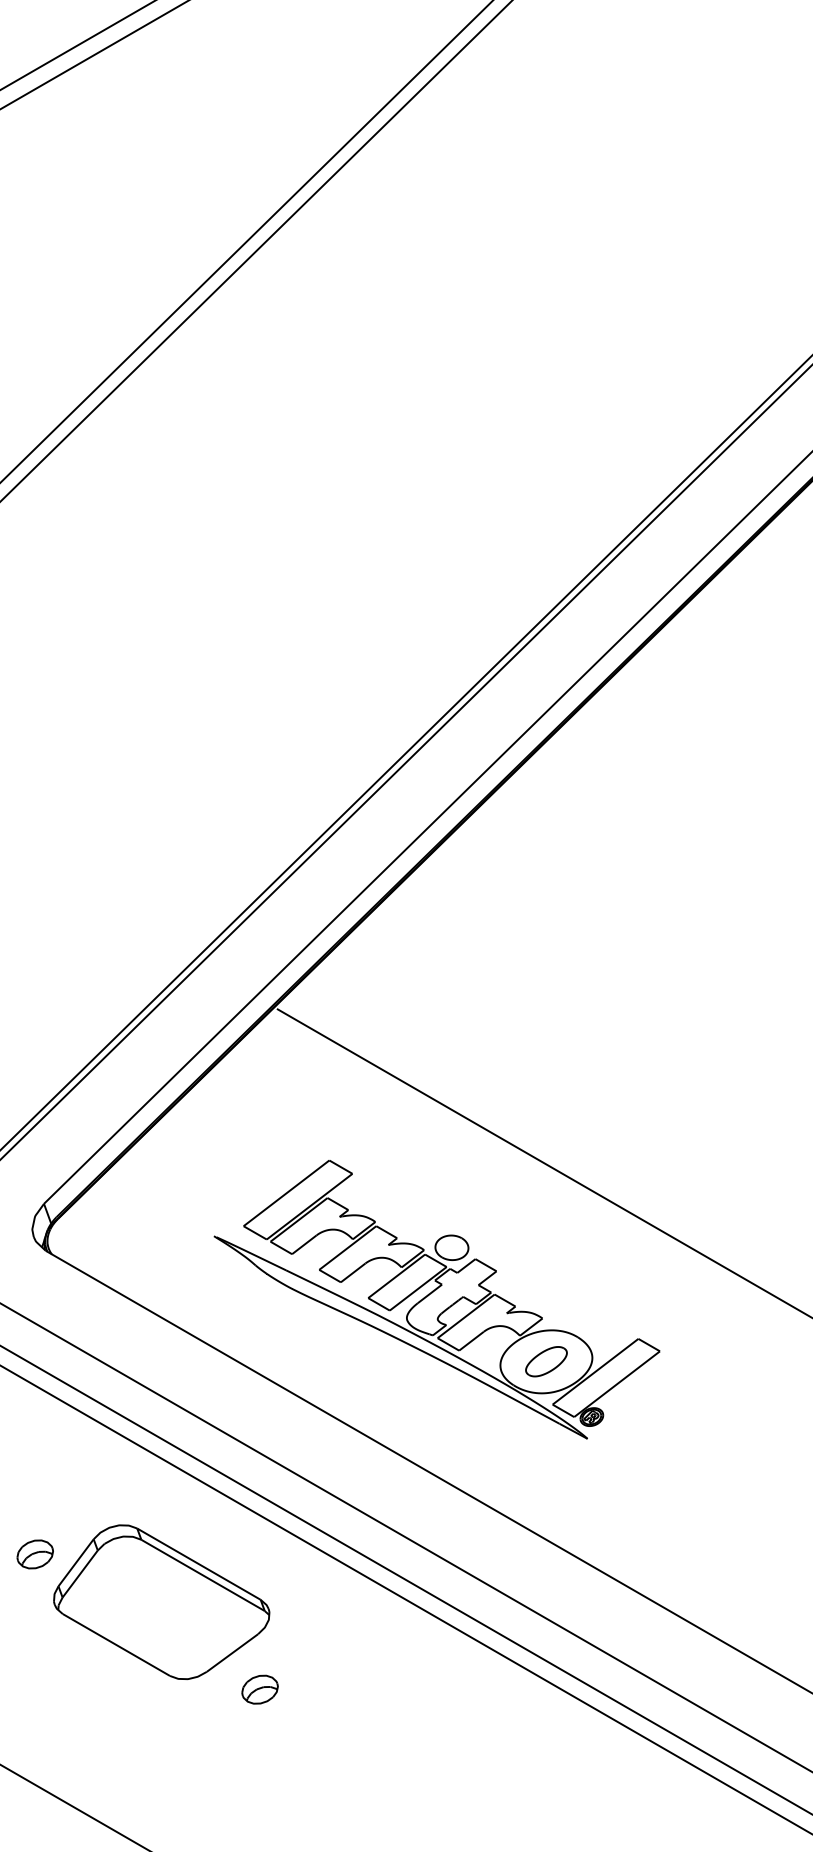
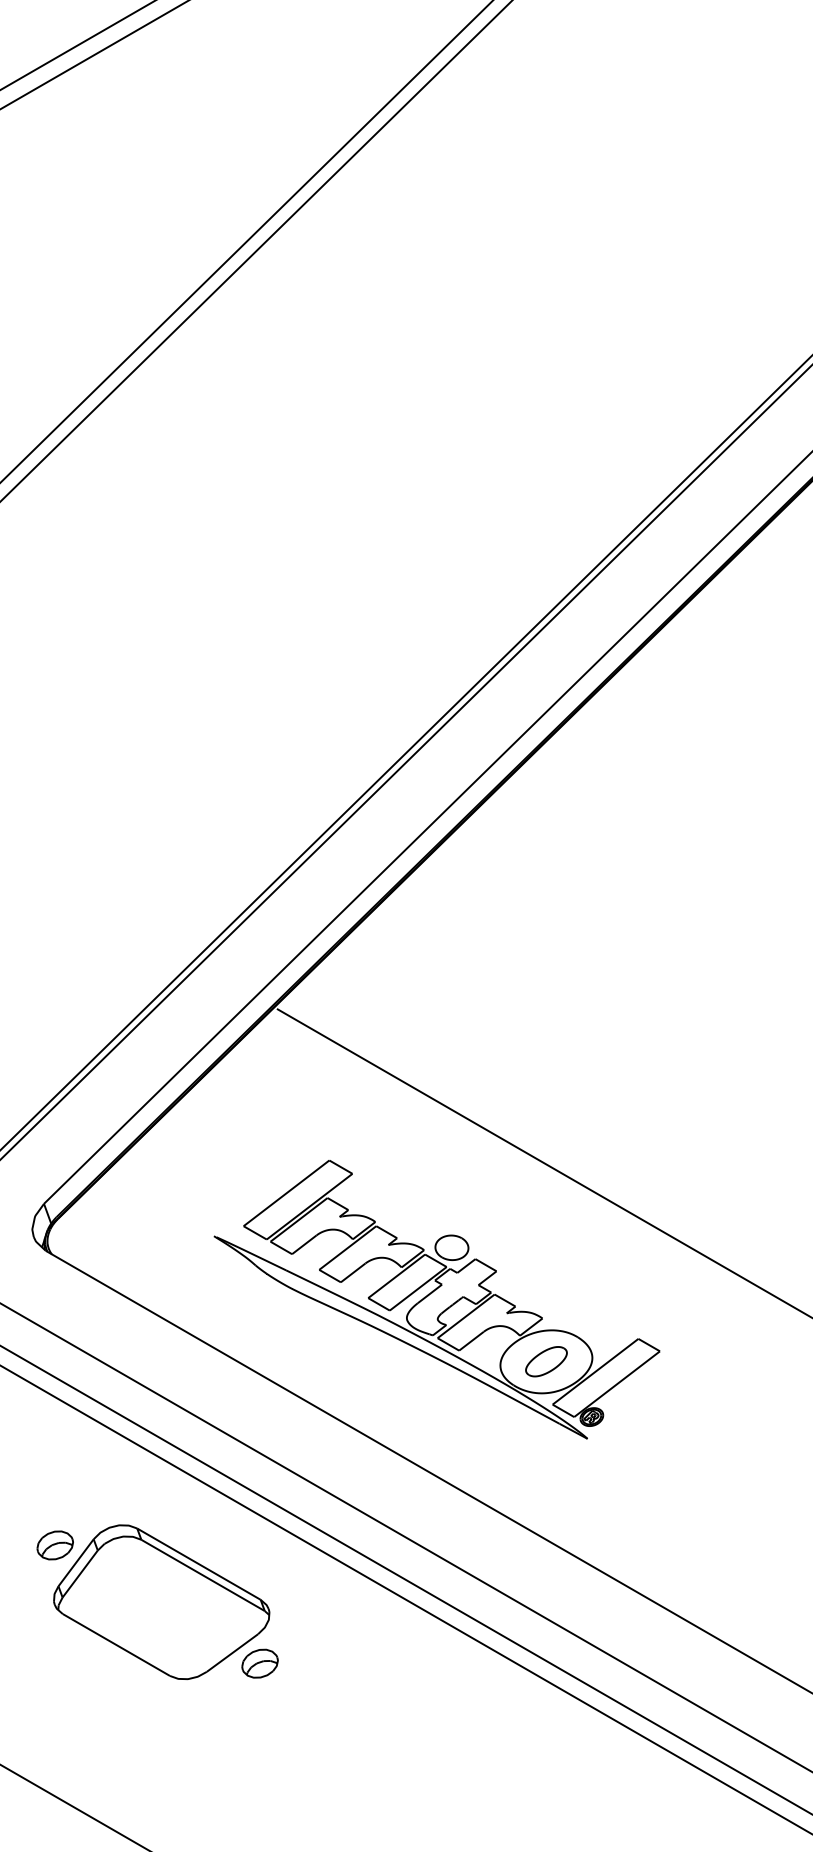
part position: (34, 1554) -> (54, 1545) (54, 1545)
part position: (259, 1689) -> (259, 1663) (259, 1663)
